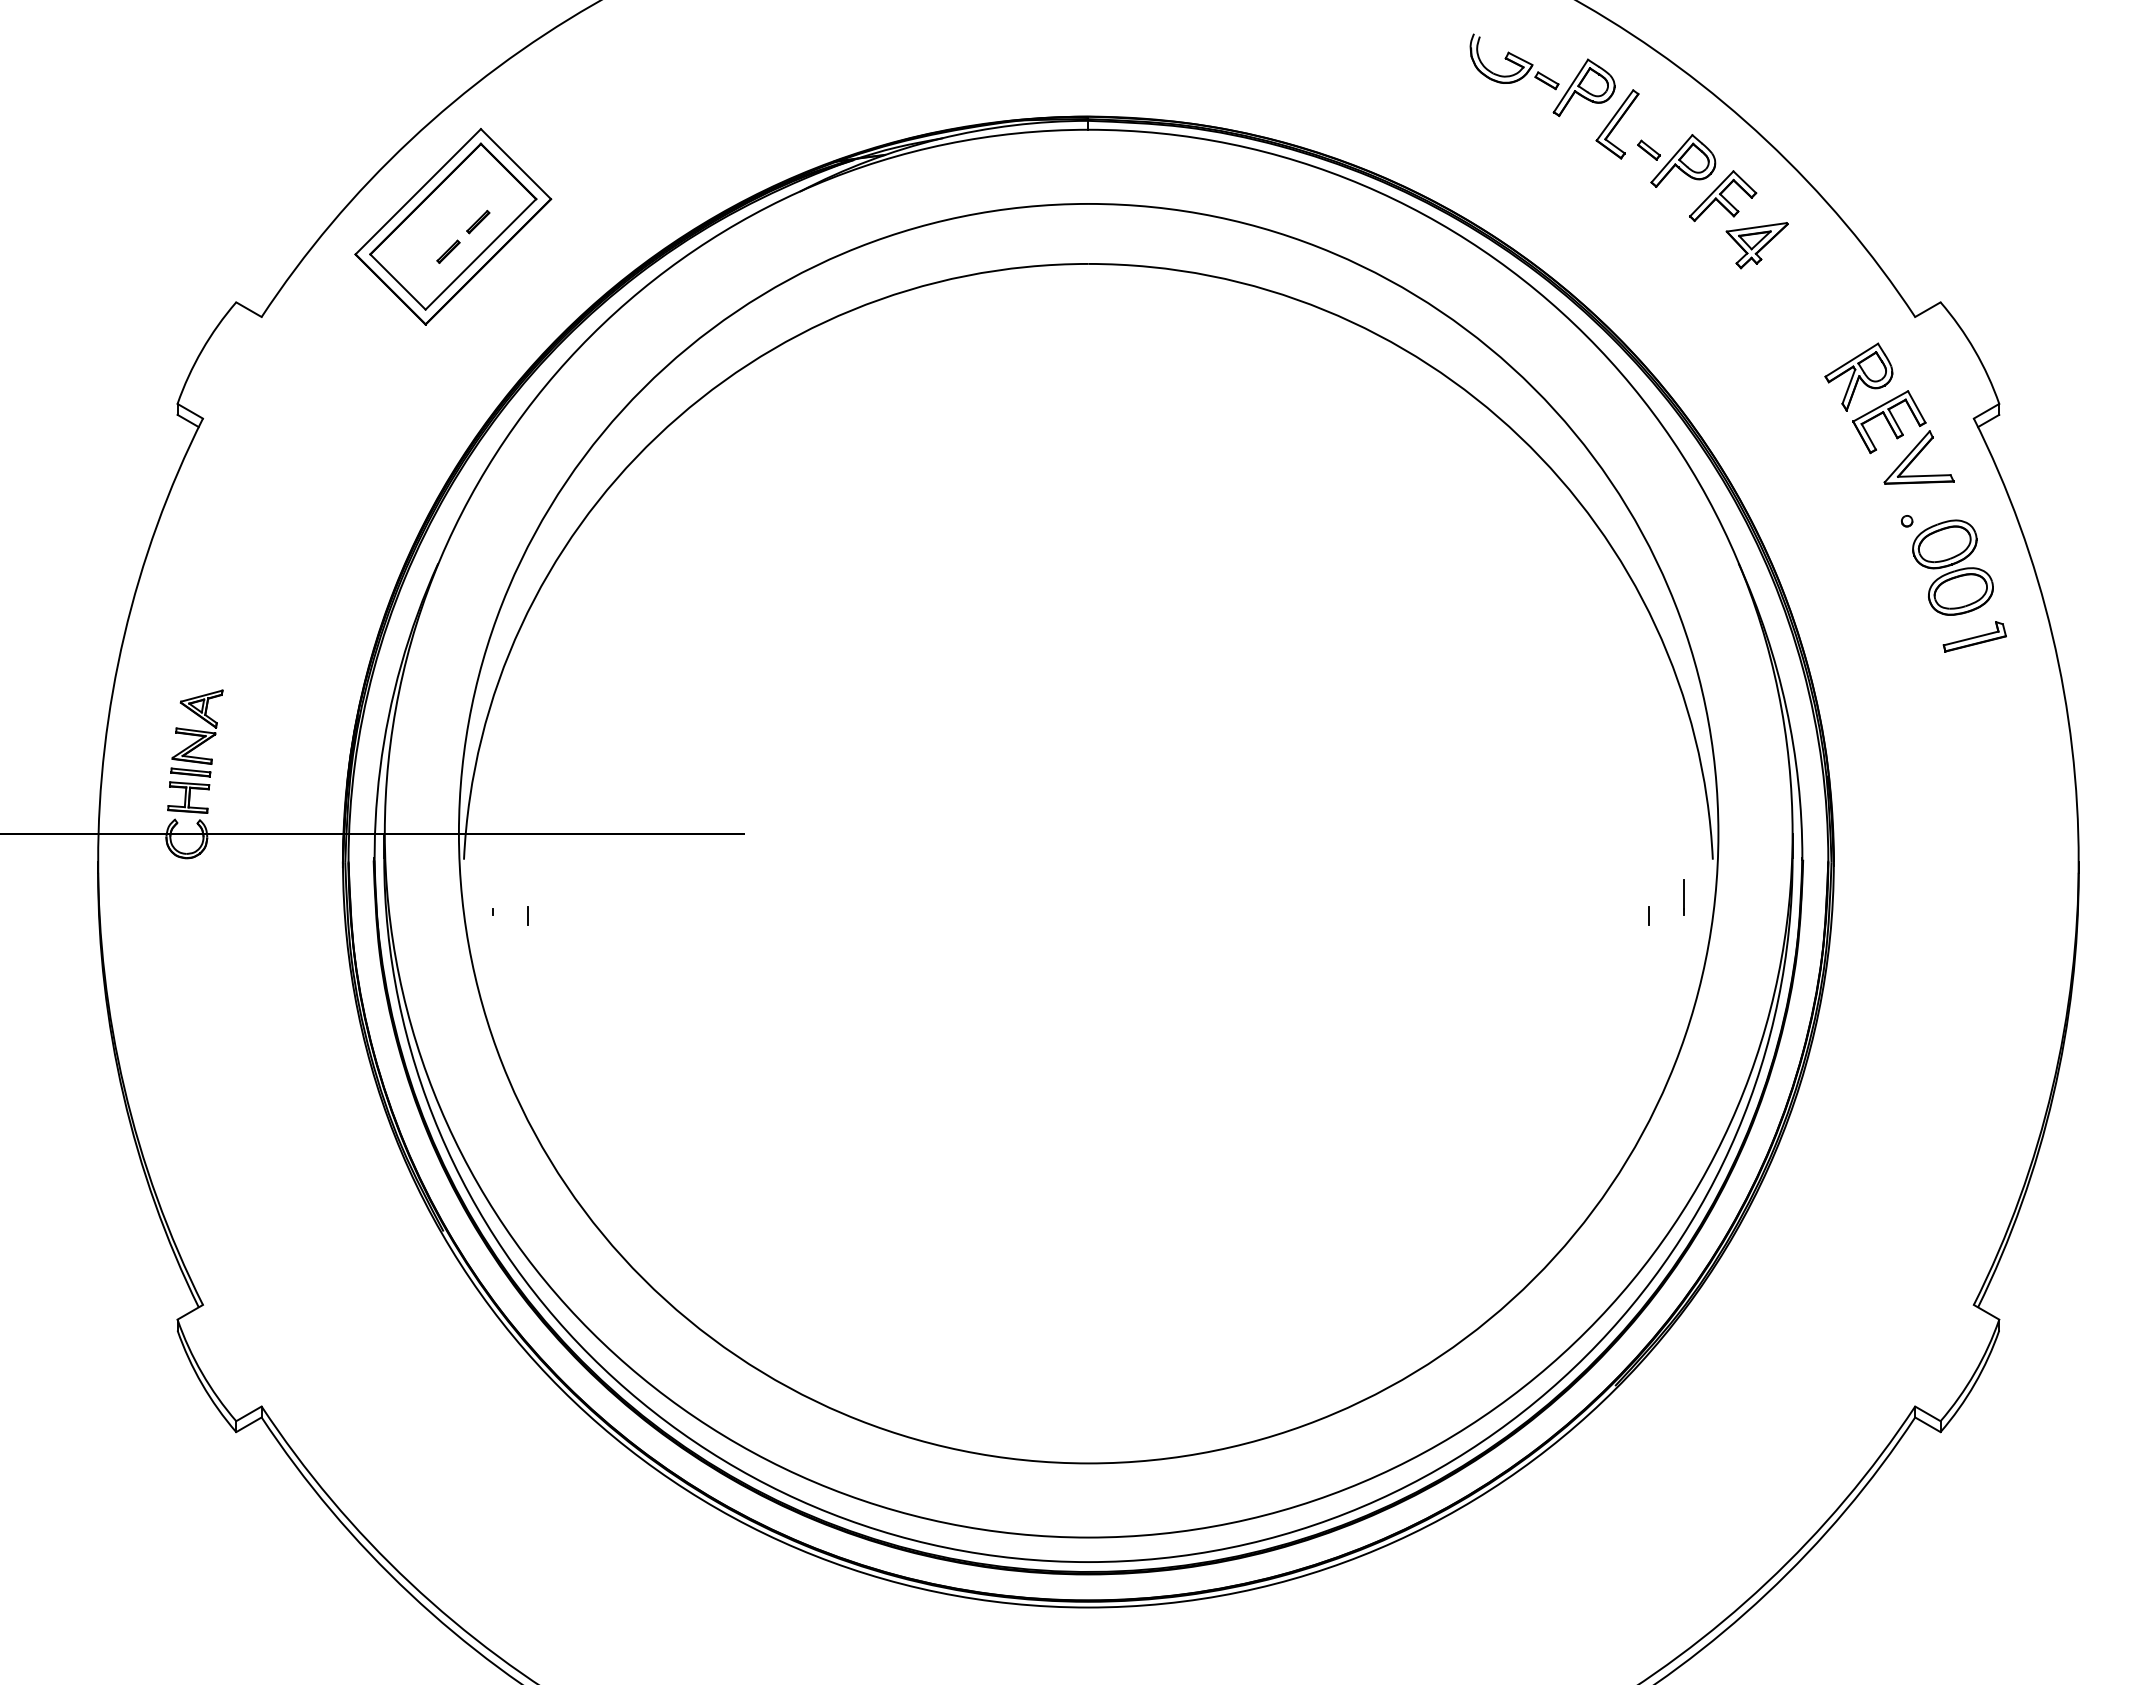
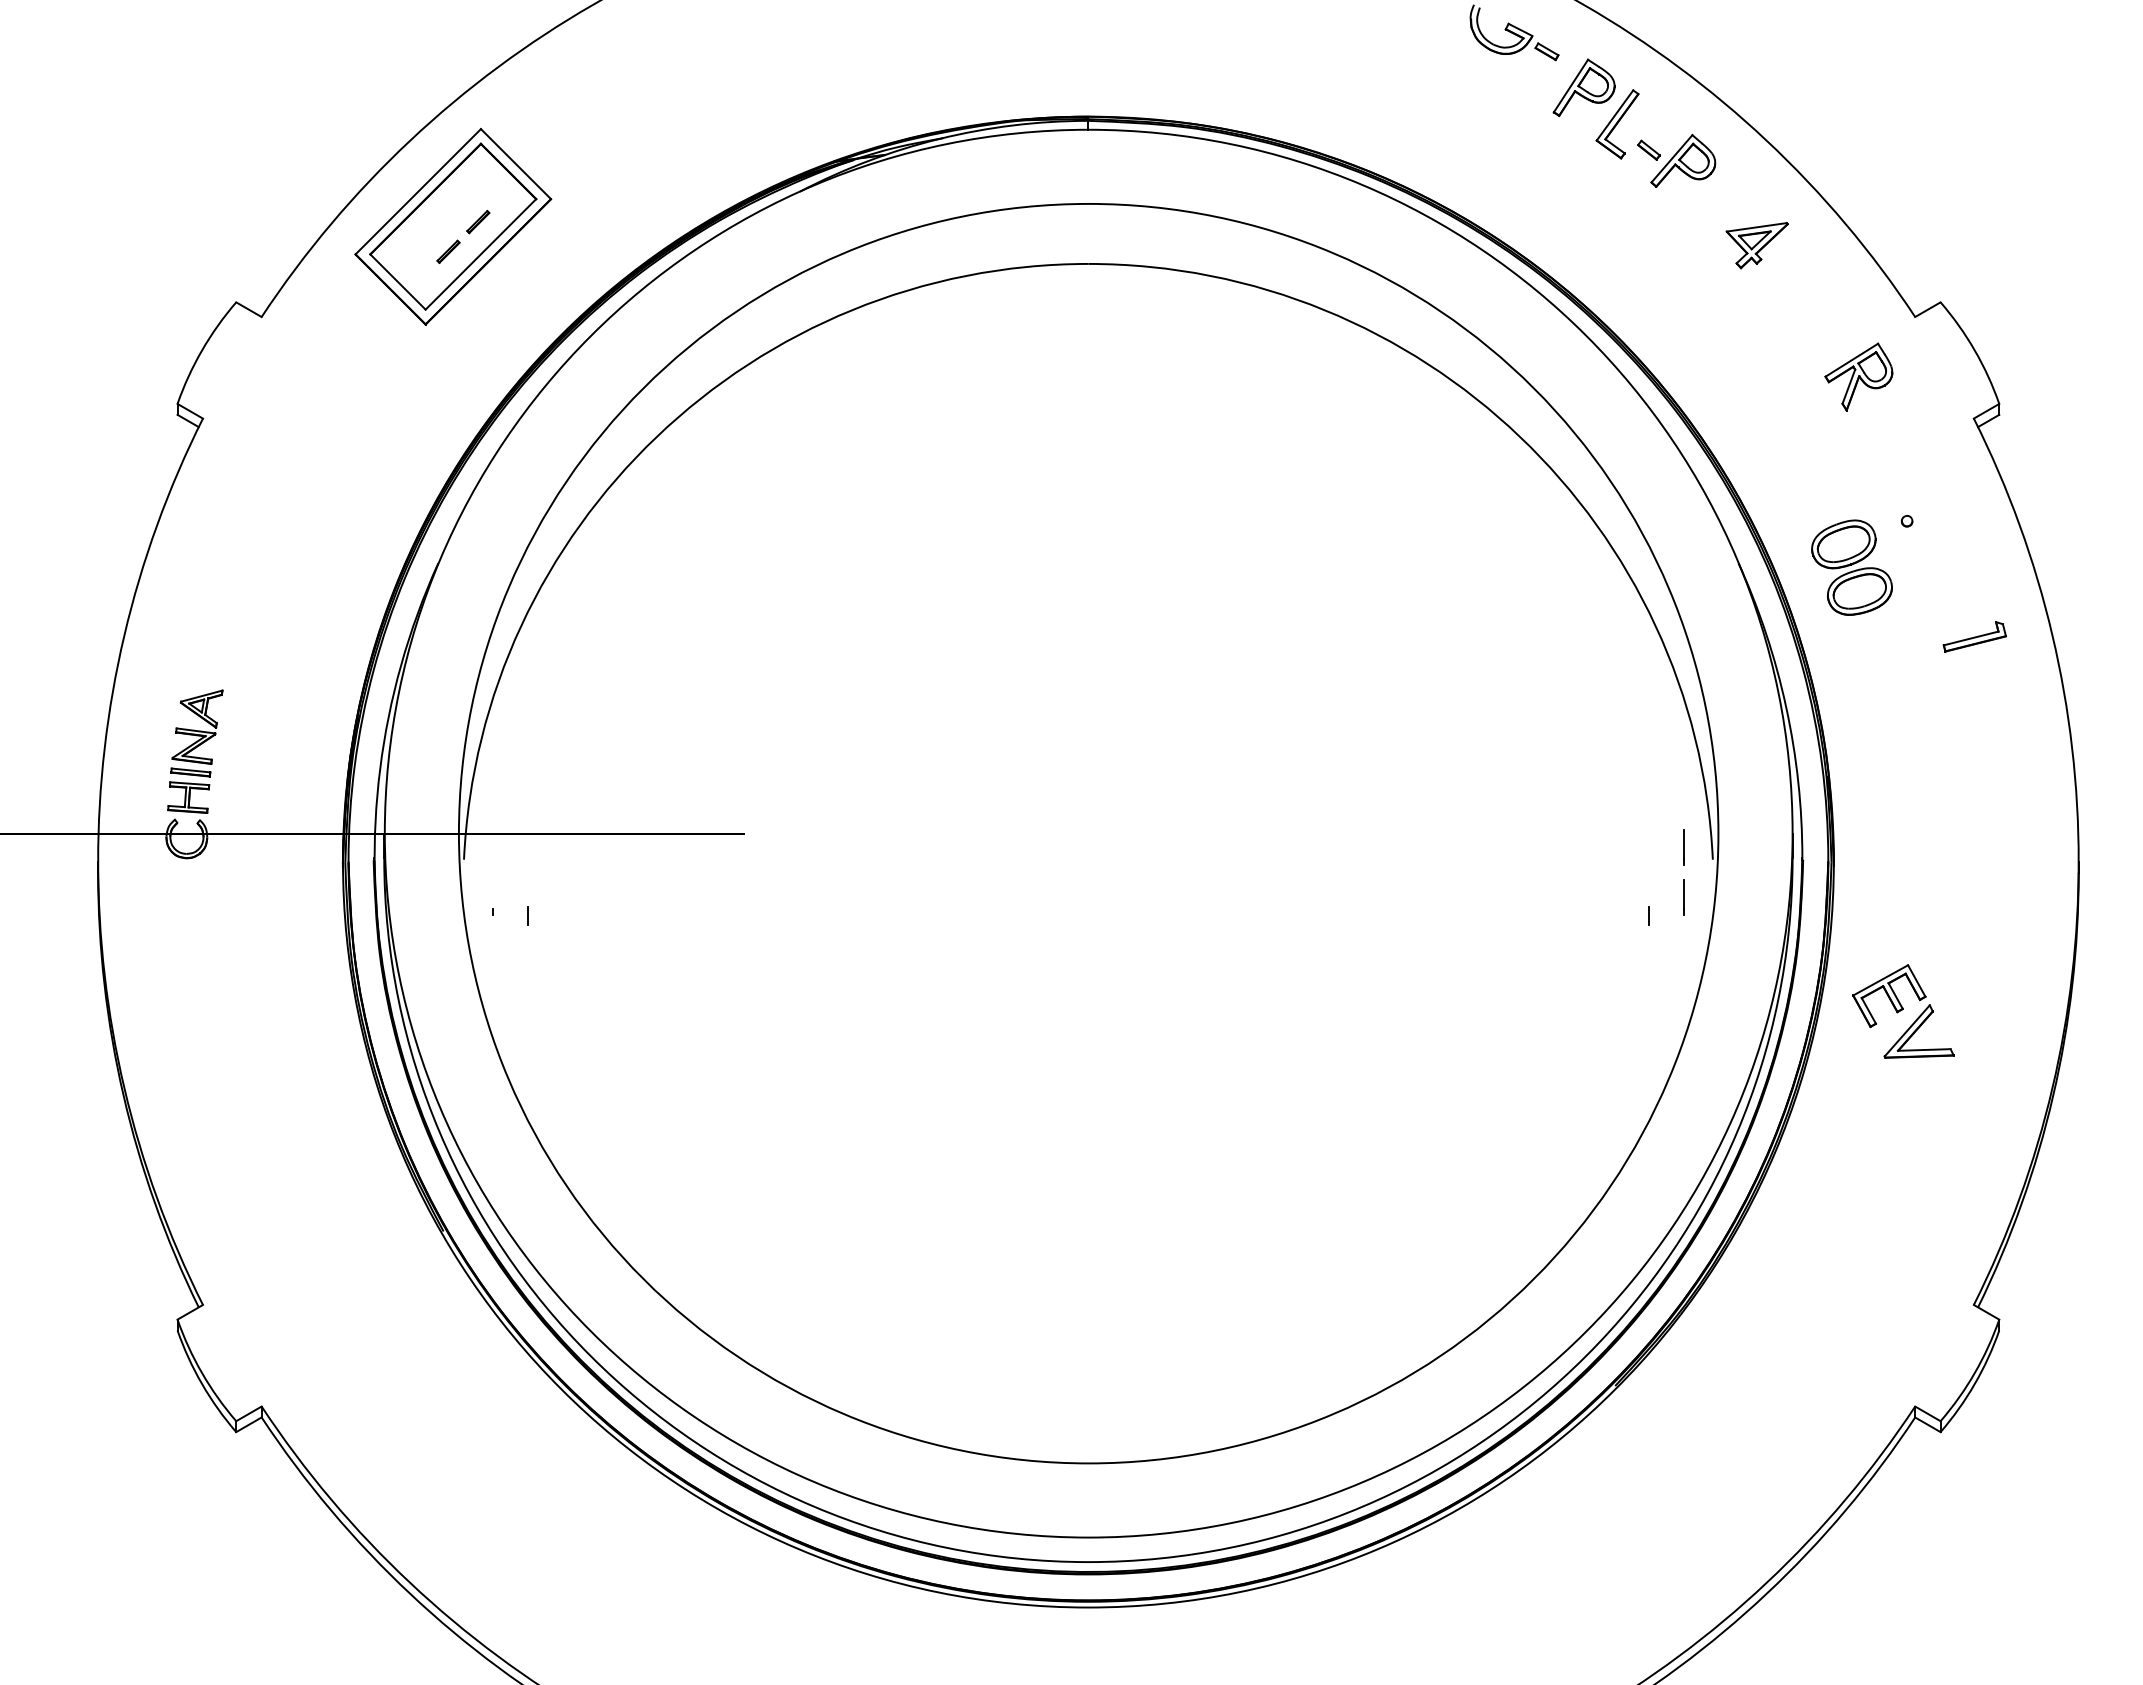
part position: (1514, 61) -> (1514, 32) (1514, 32)
part: present -> none (1723, 196)
part position: (1903, 437) -> (1903, 1011) (1903, 1011)
part position: (1952, 567) -> (1851, 567) (1851, 567)
line: none -> present (1683, 847)
